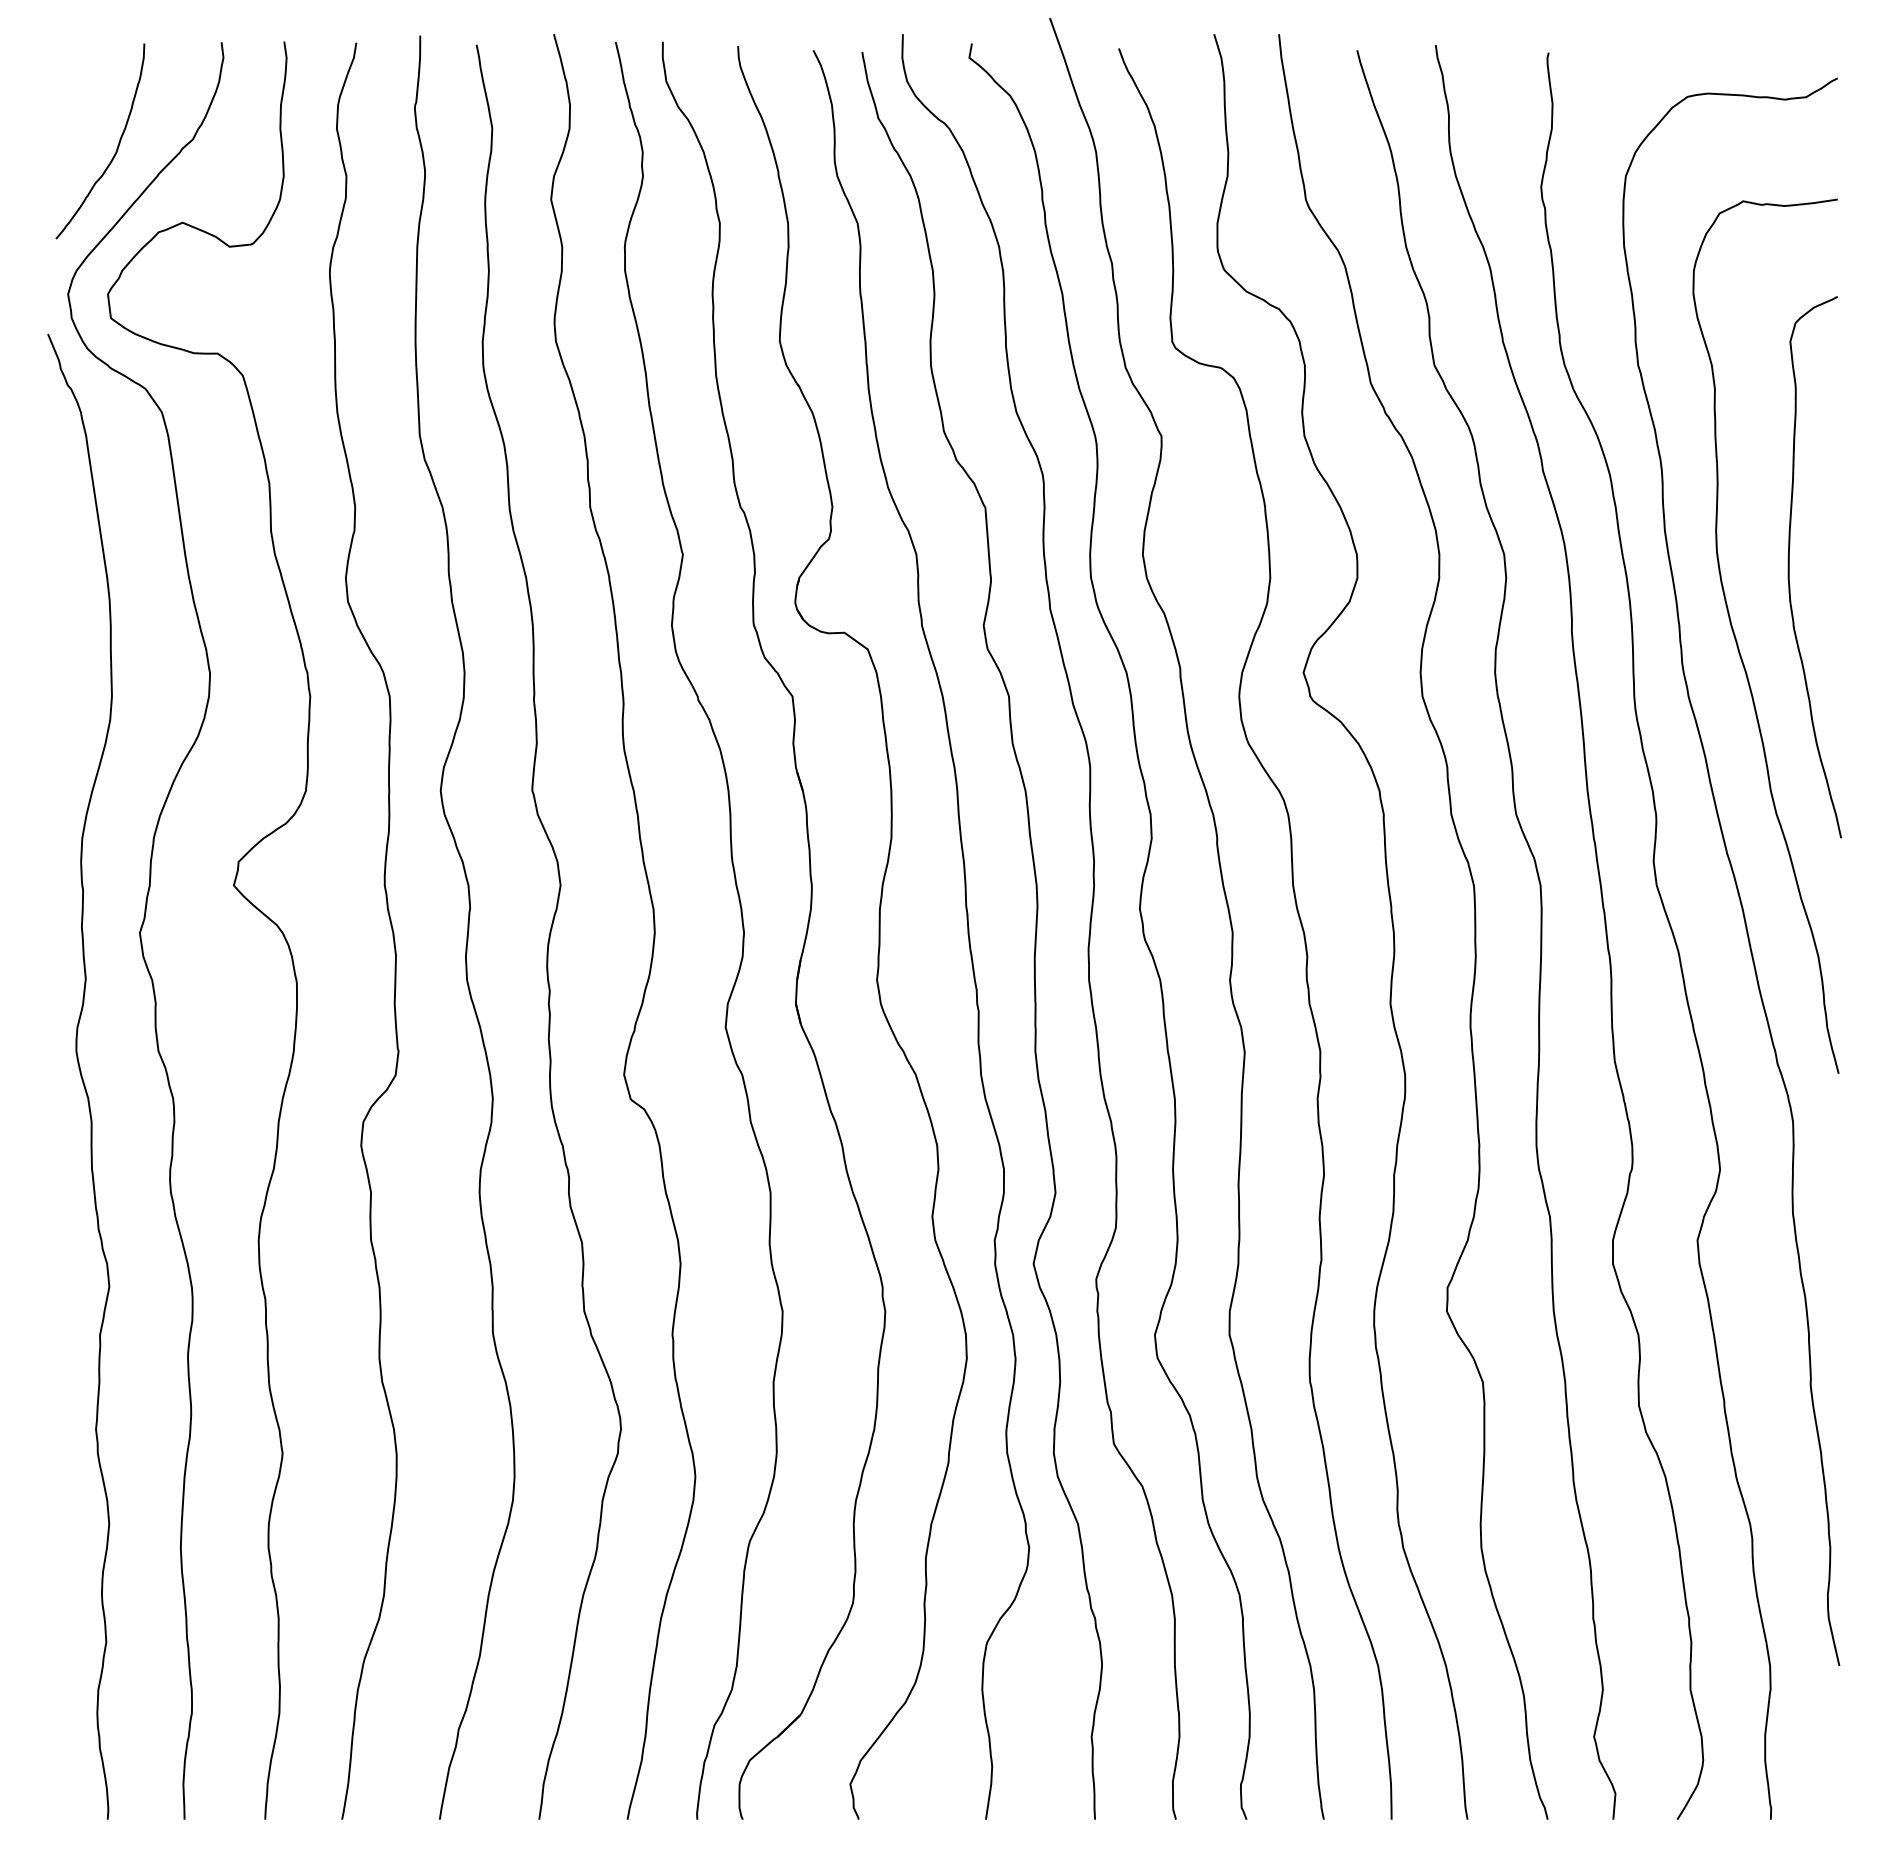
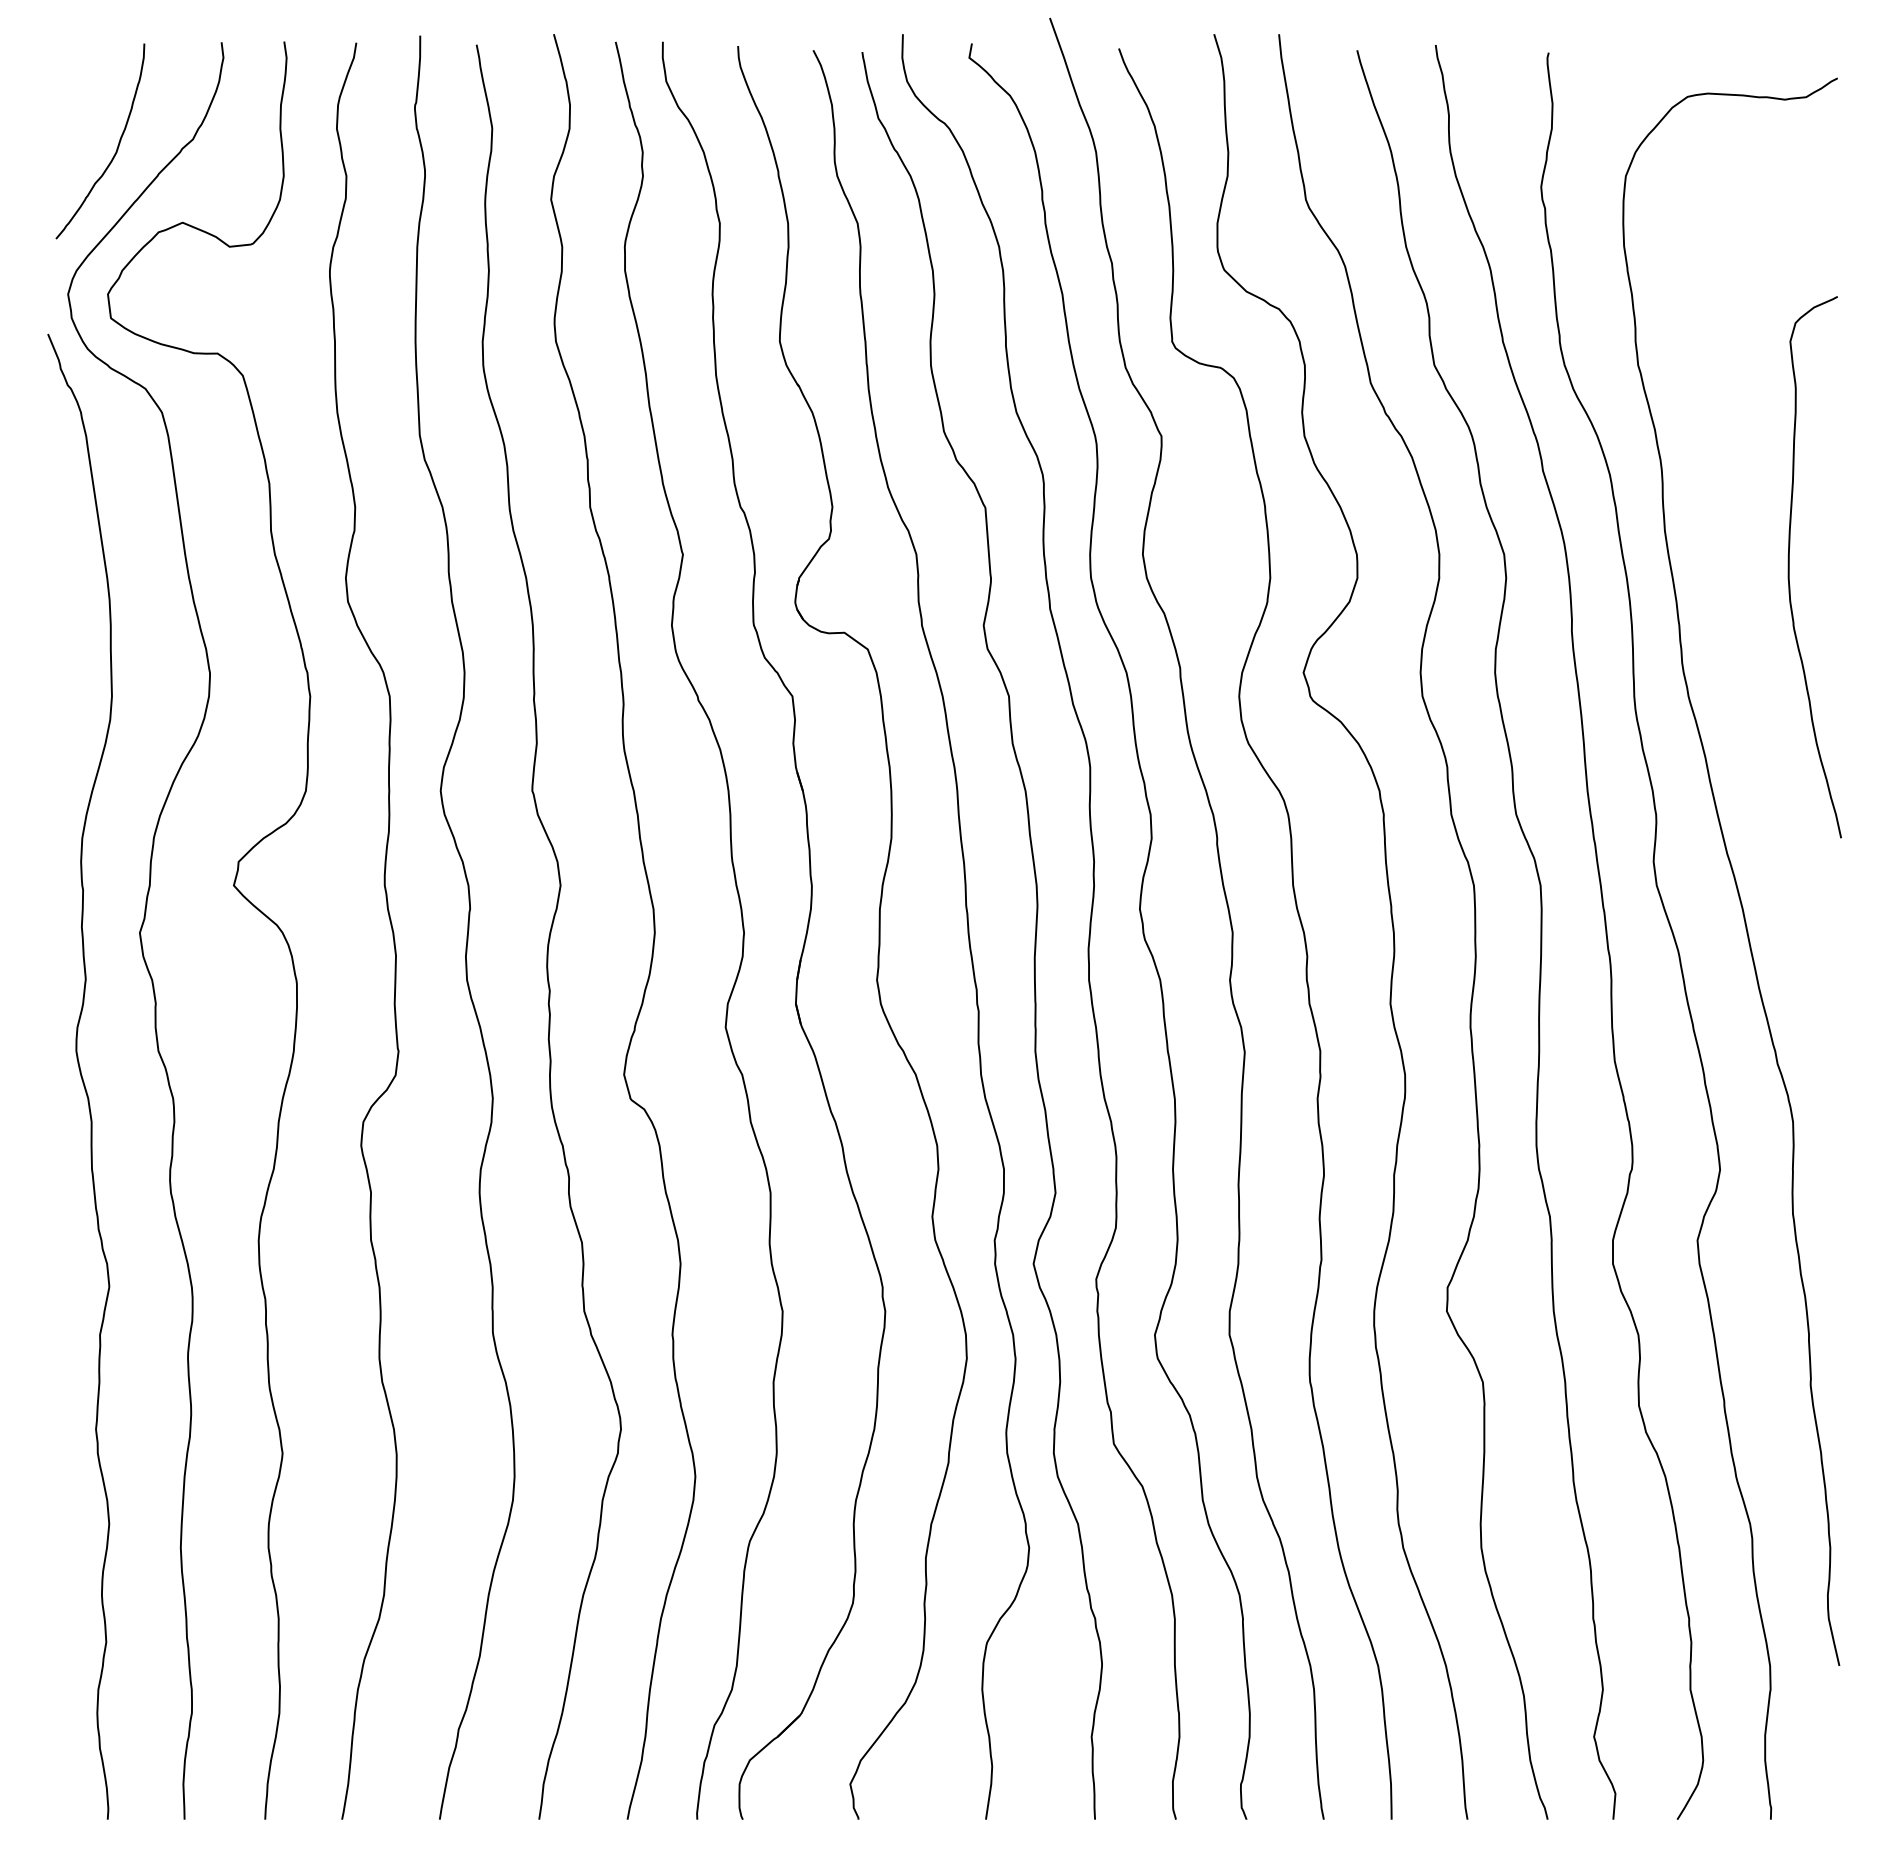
curve: present -> none (1738, 644)
